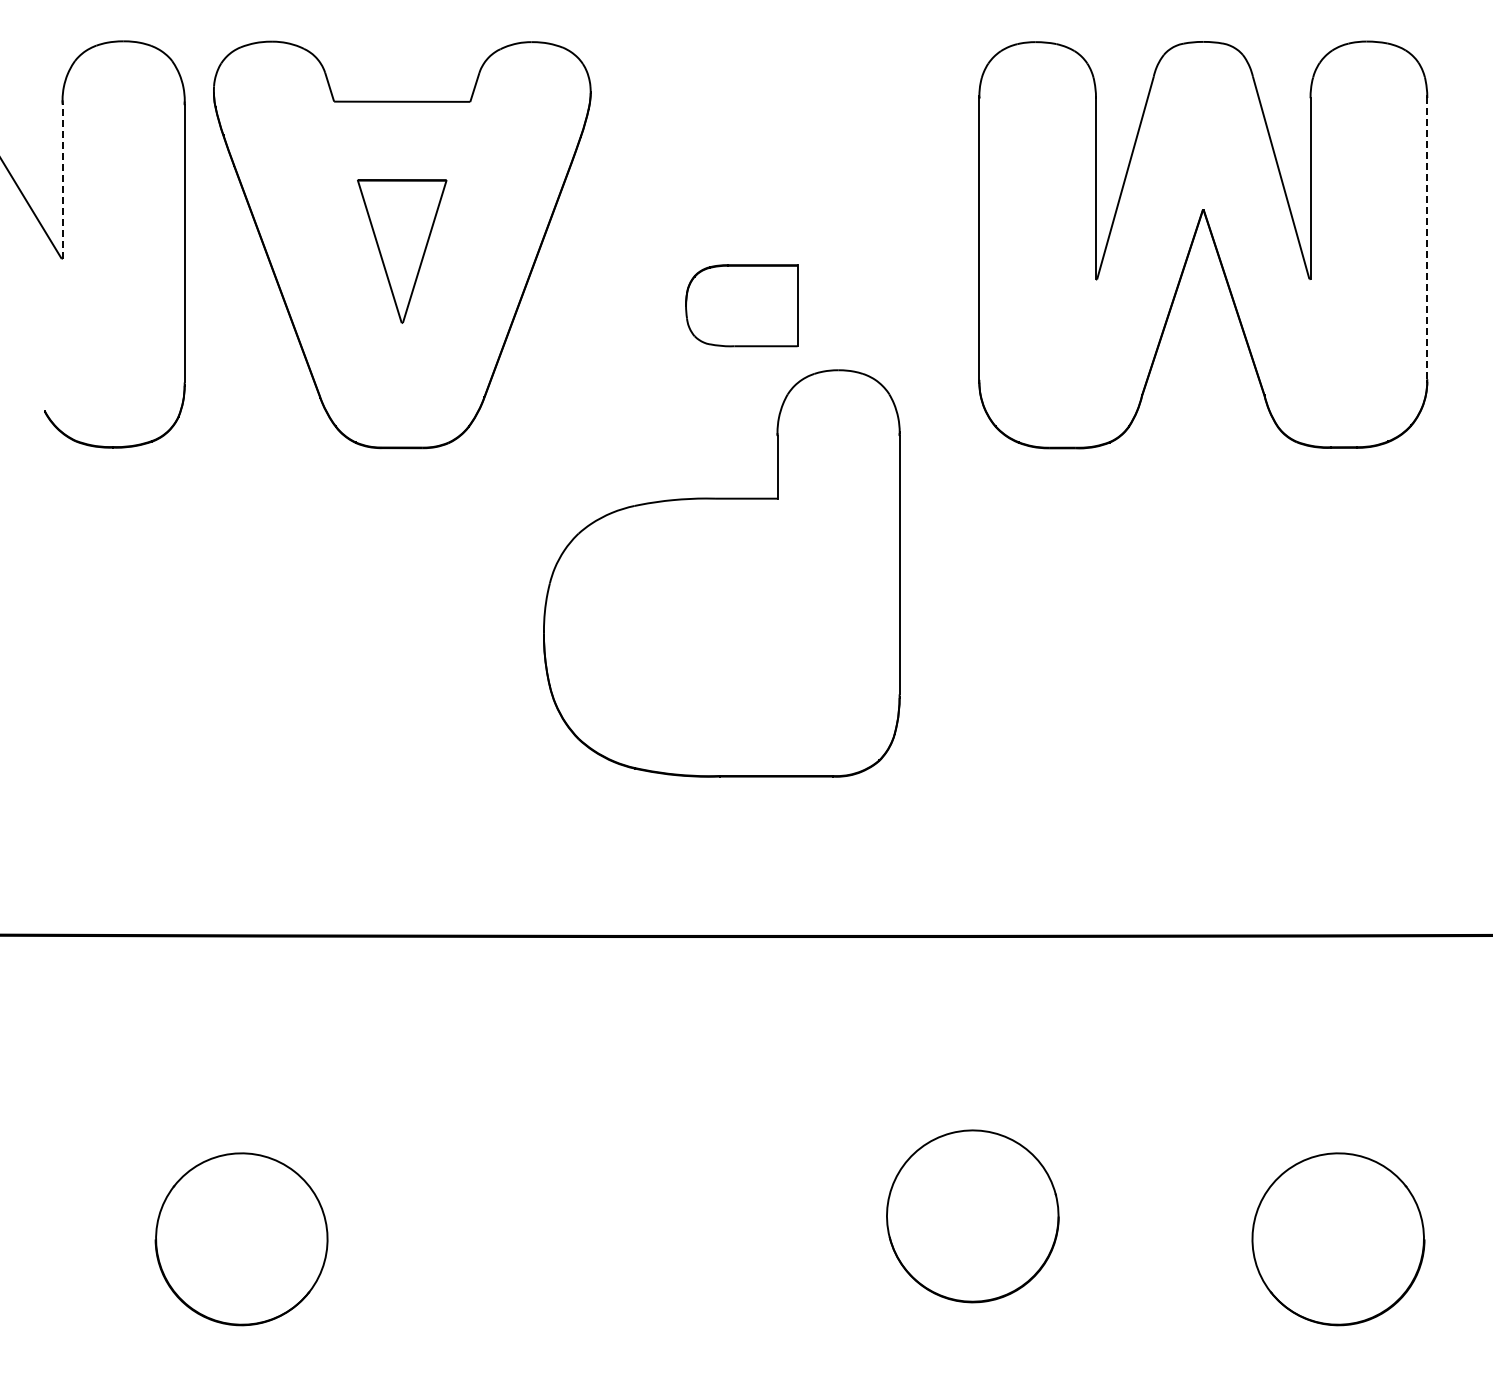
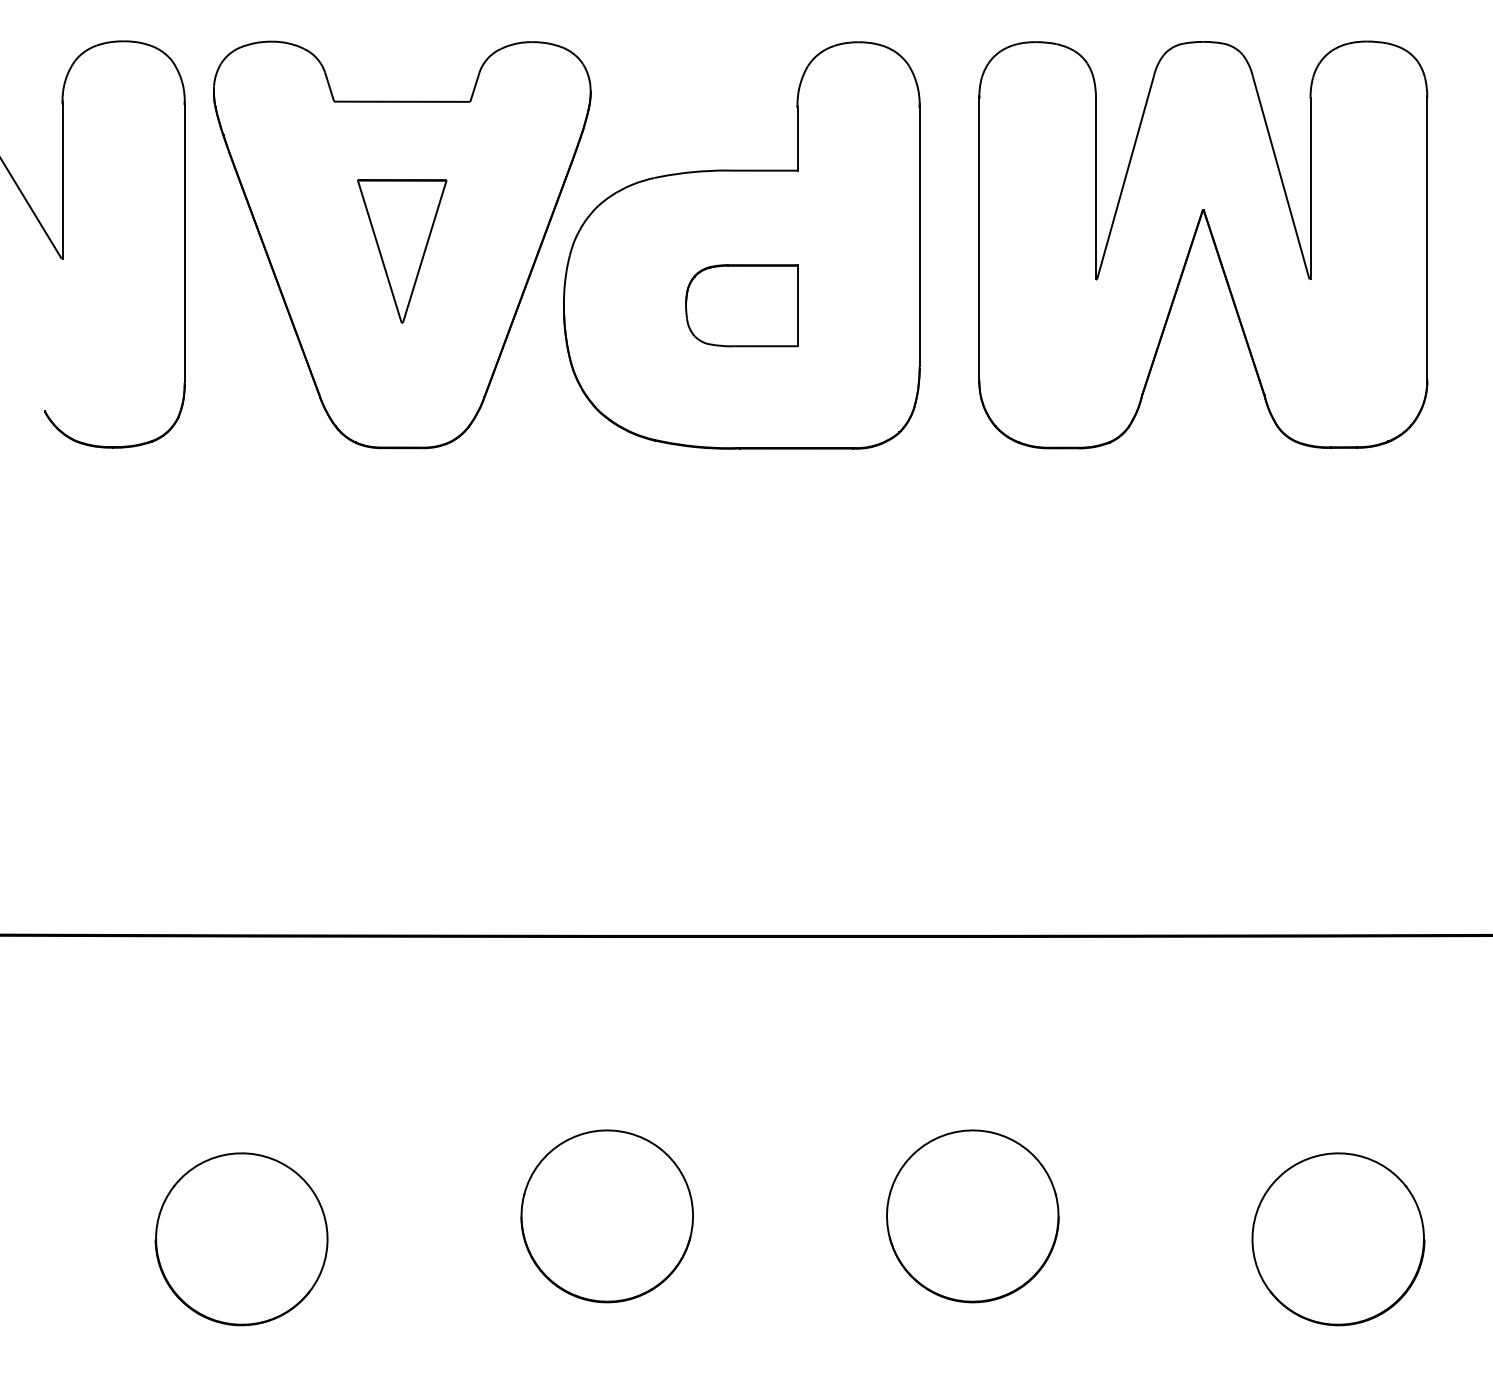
line: dashed -> solid (62, 181)
line: dashed -> solid (1427, 238)
part position: (721, 573) -> (741, 245) (741, 245)
part: none -> present (606, 1216)
